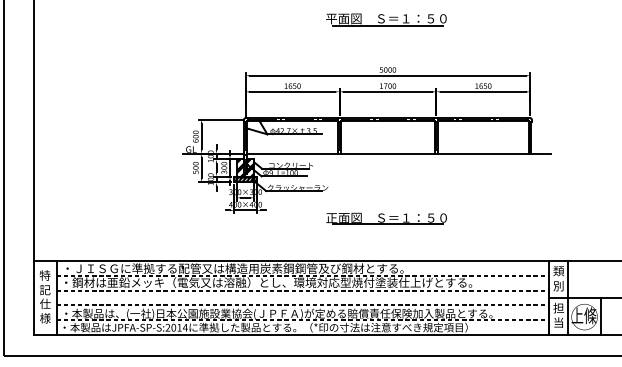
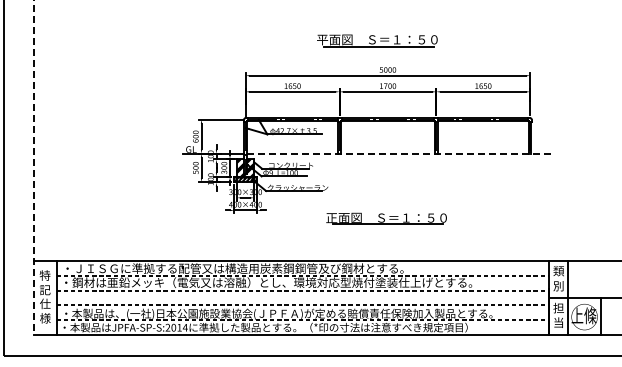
part position: (386, 19) -> (377, 40) (377, 40)
line: solid -> dashed (398, 153)
line: solid -> dashed (33, 168)
